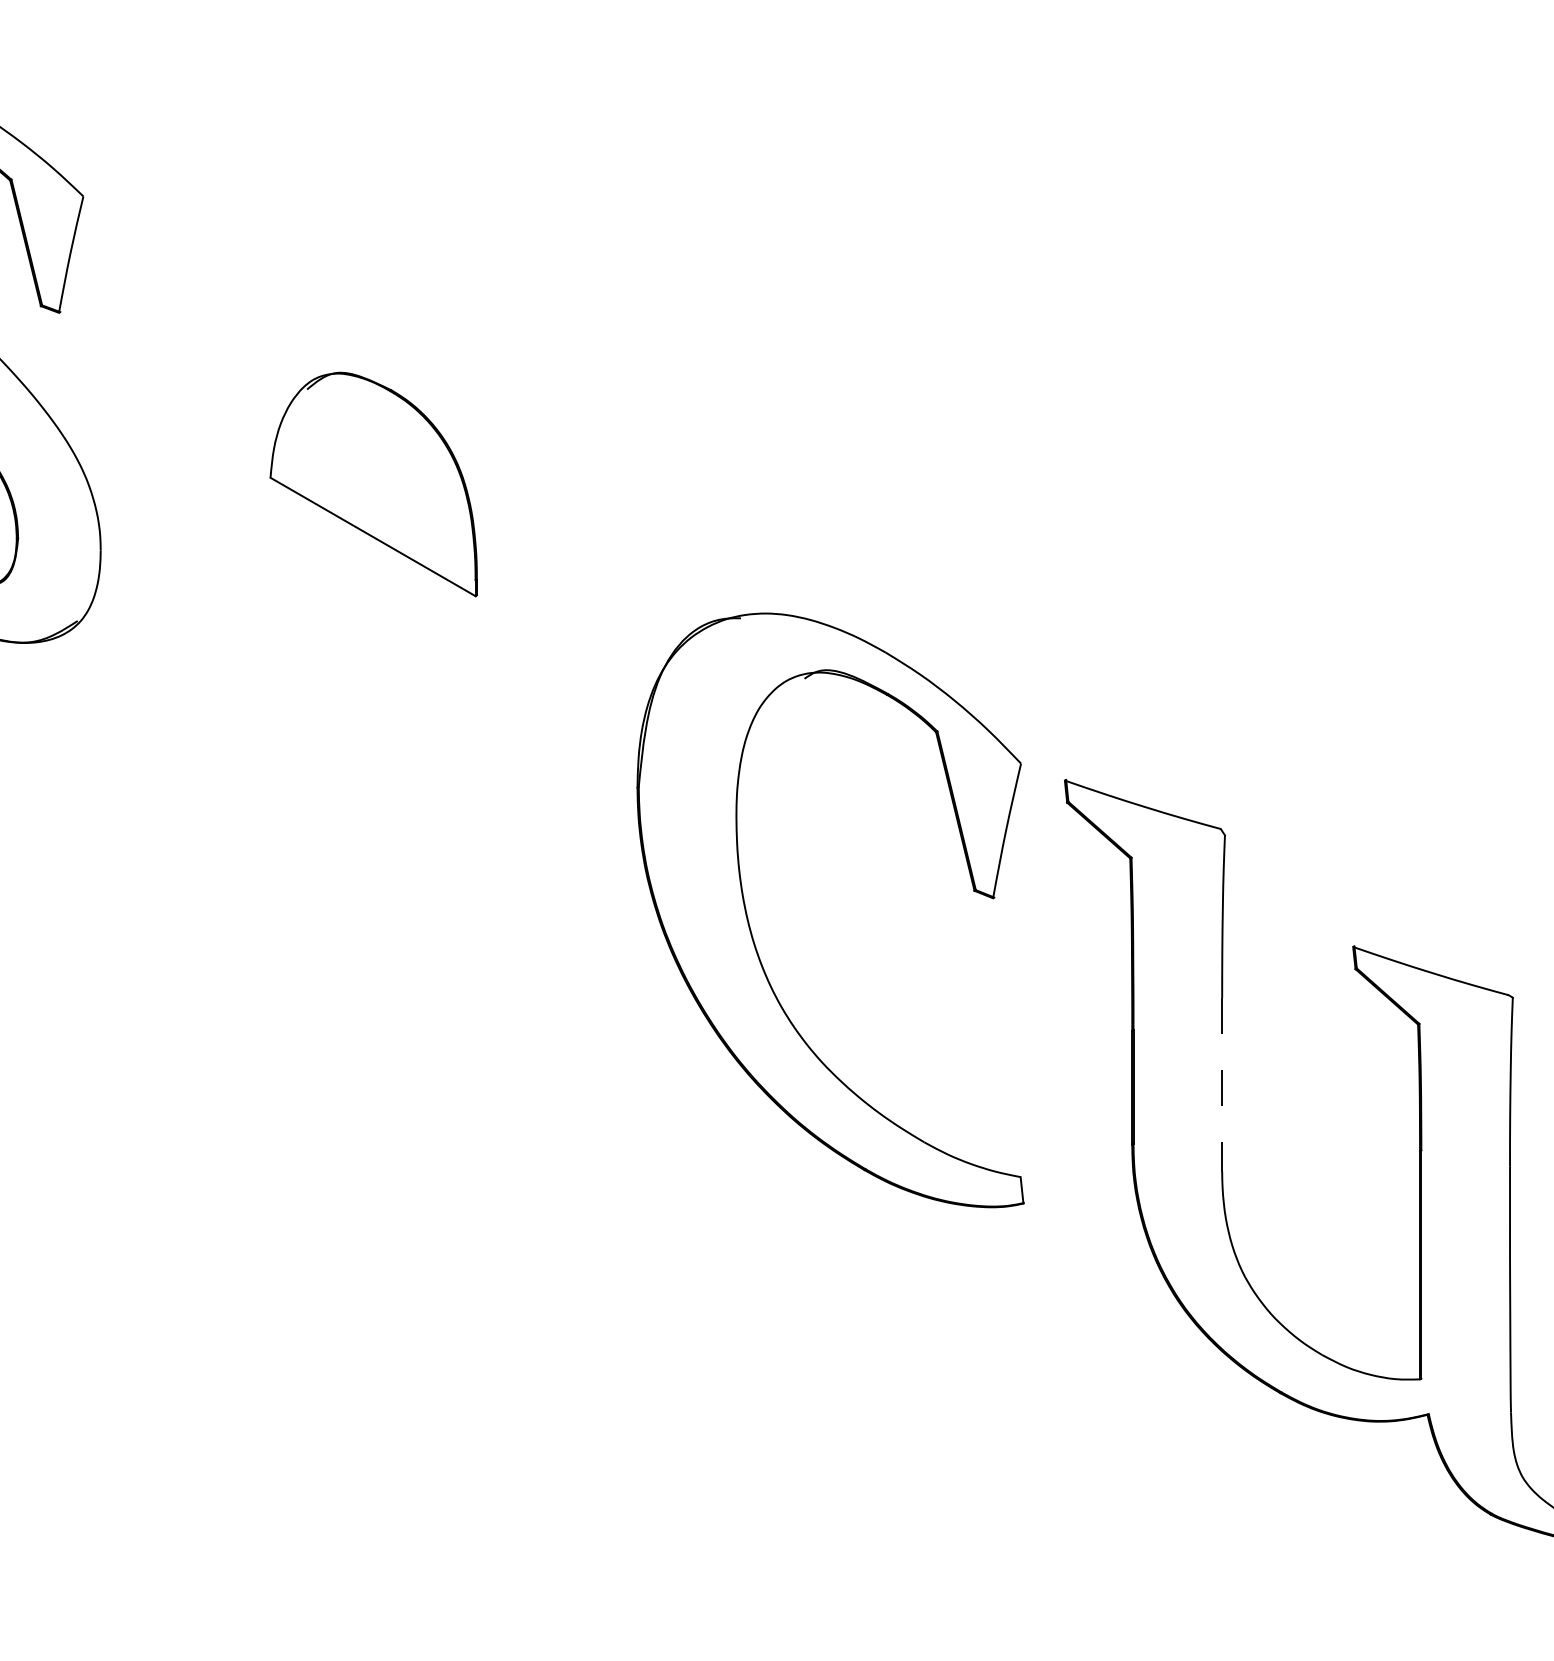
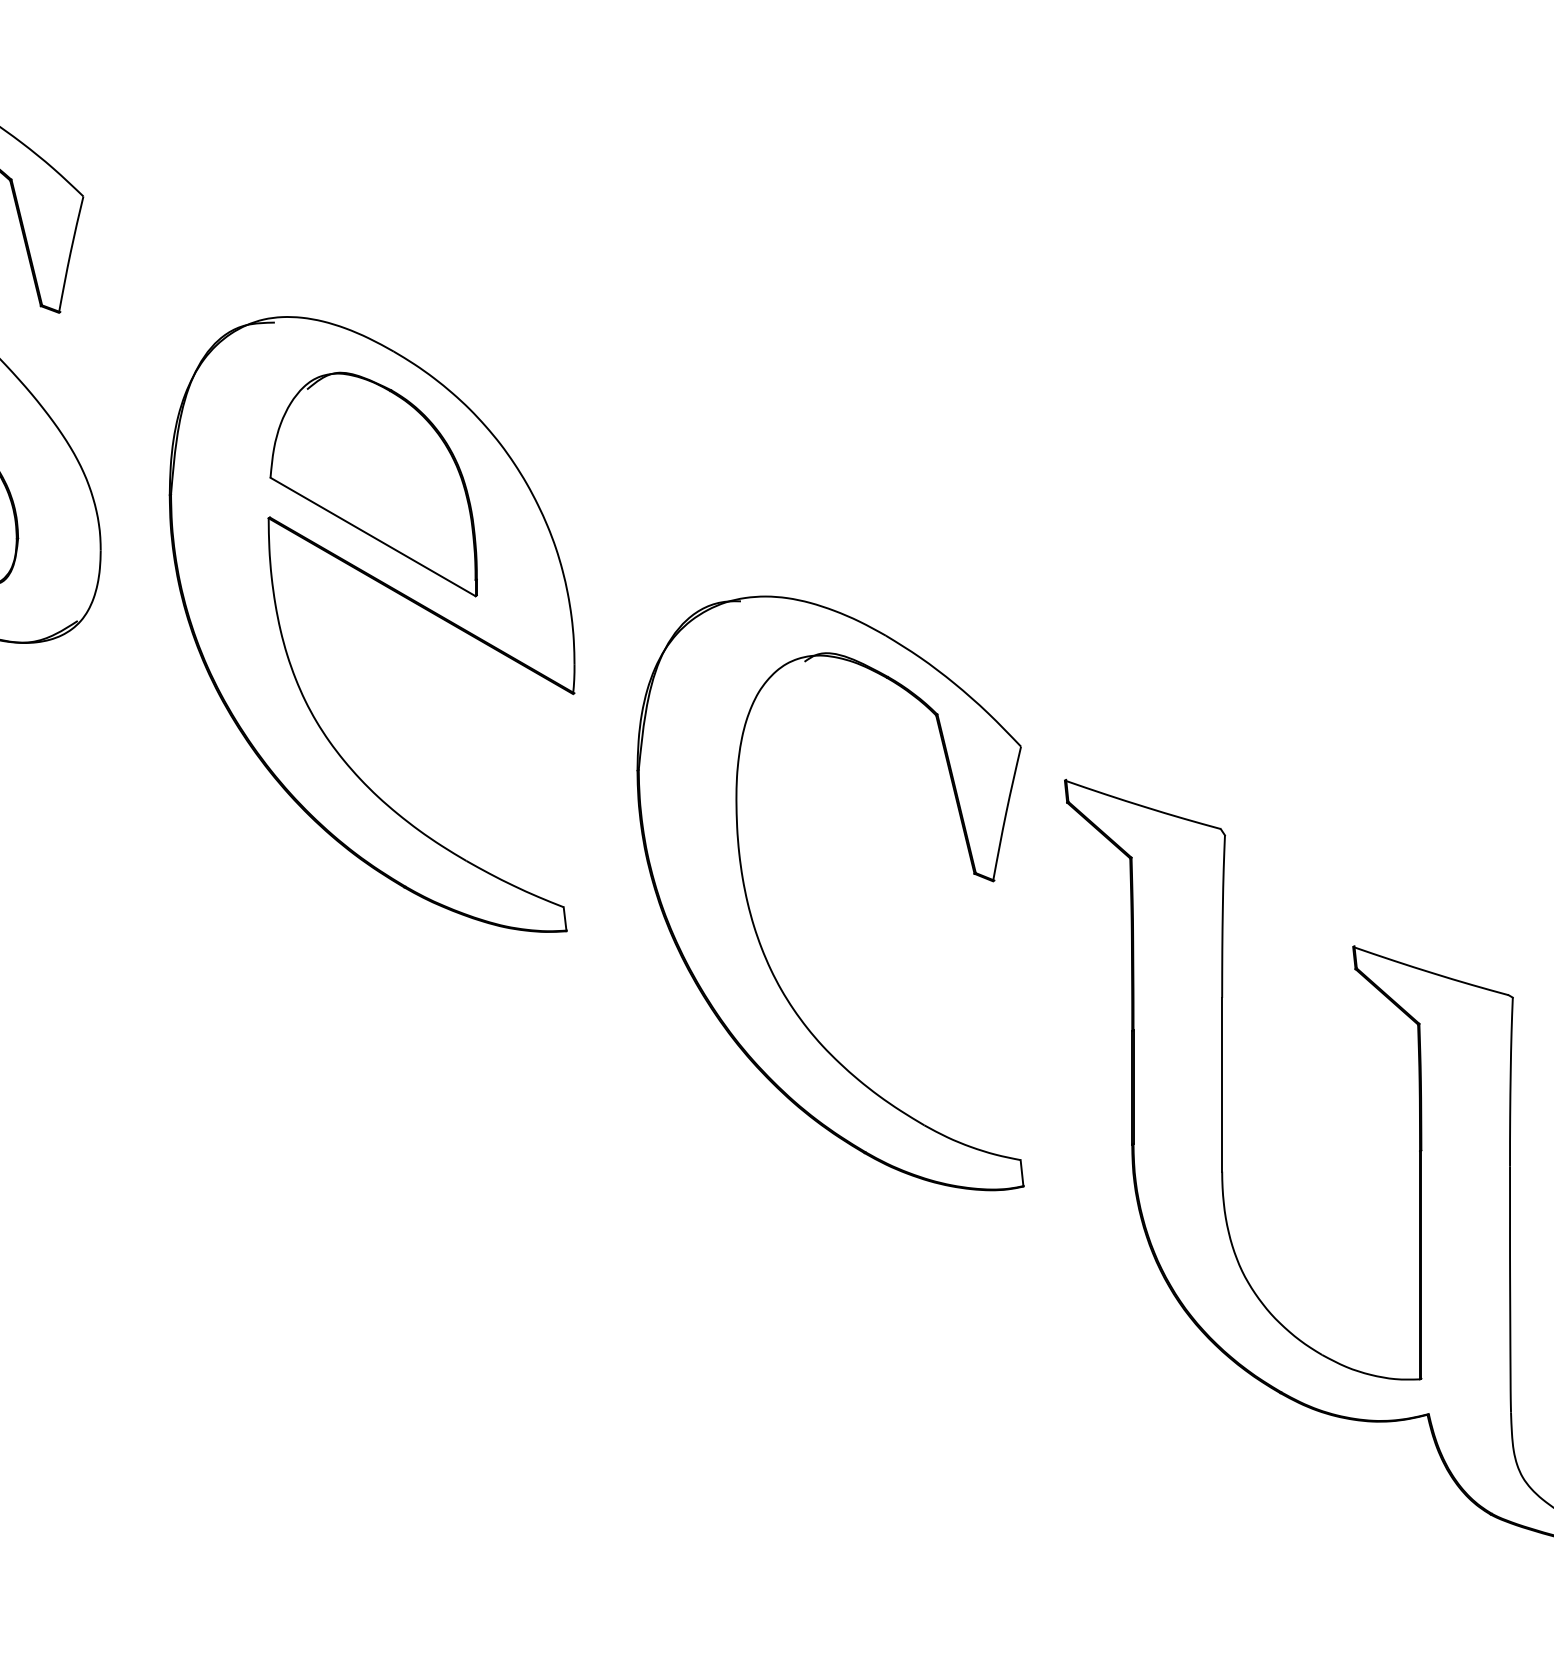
part: none -> present (389, 589)
part position: (751, 929) -> (751, 912) (751, 912)
line: dashed -> solid (1222, 1084)
